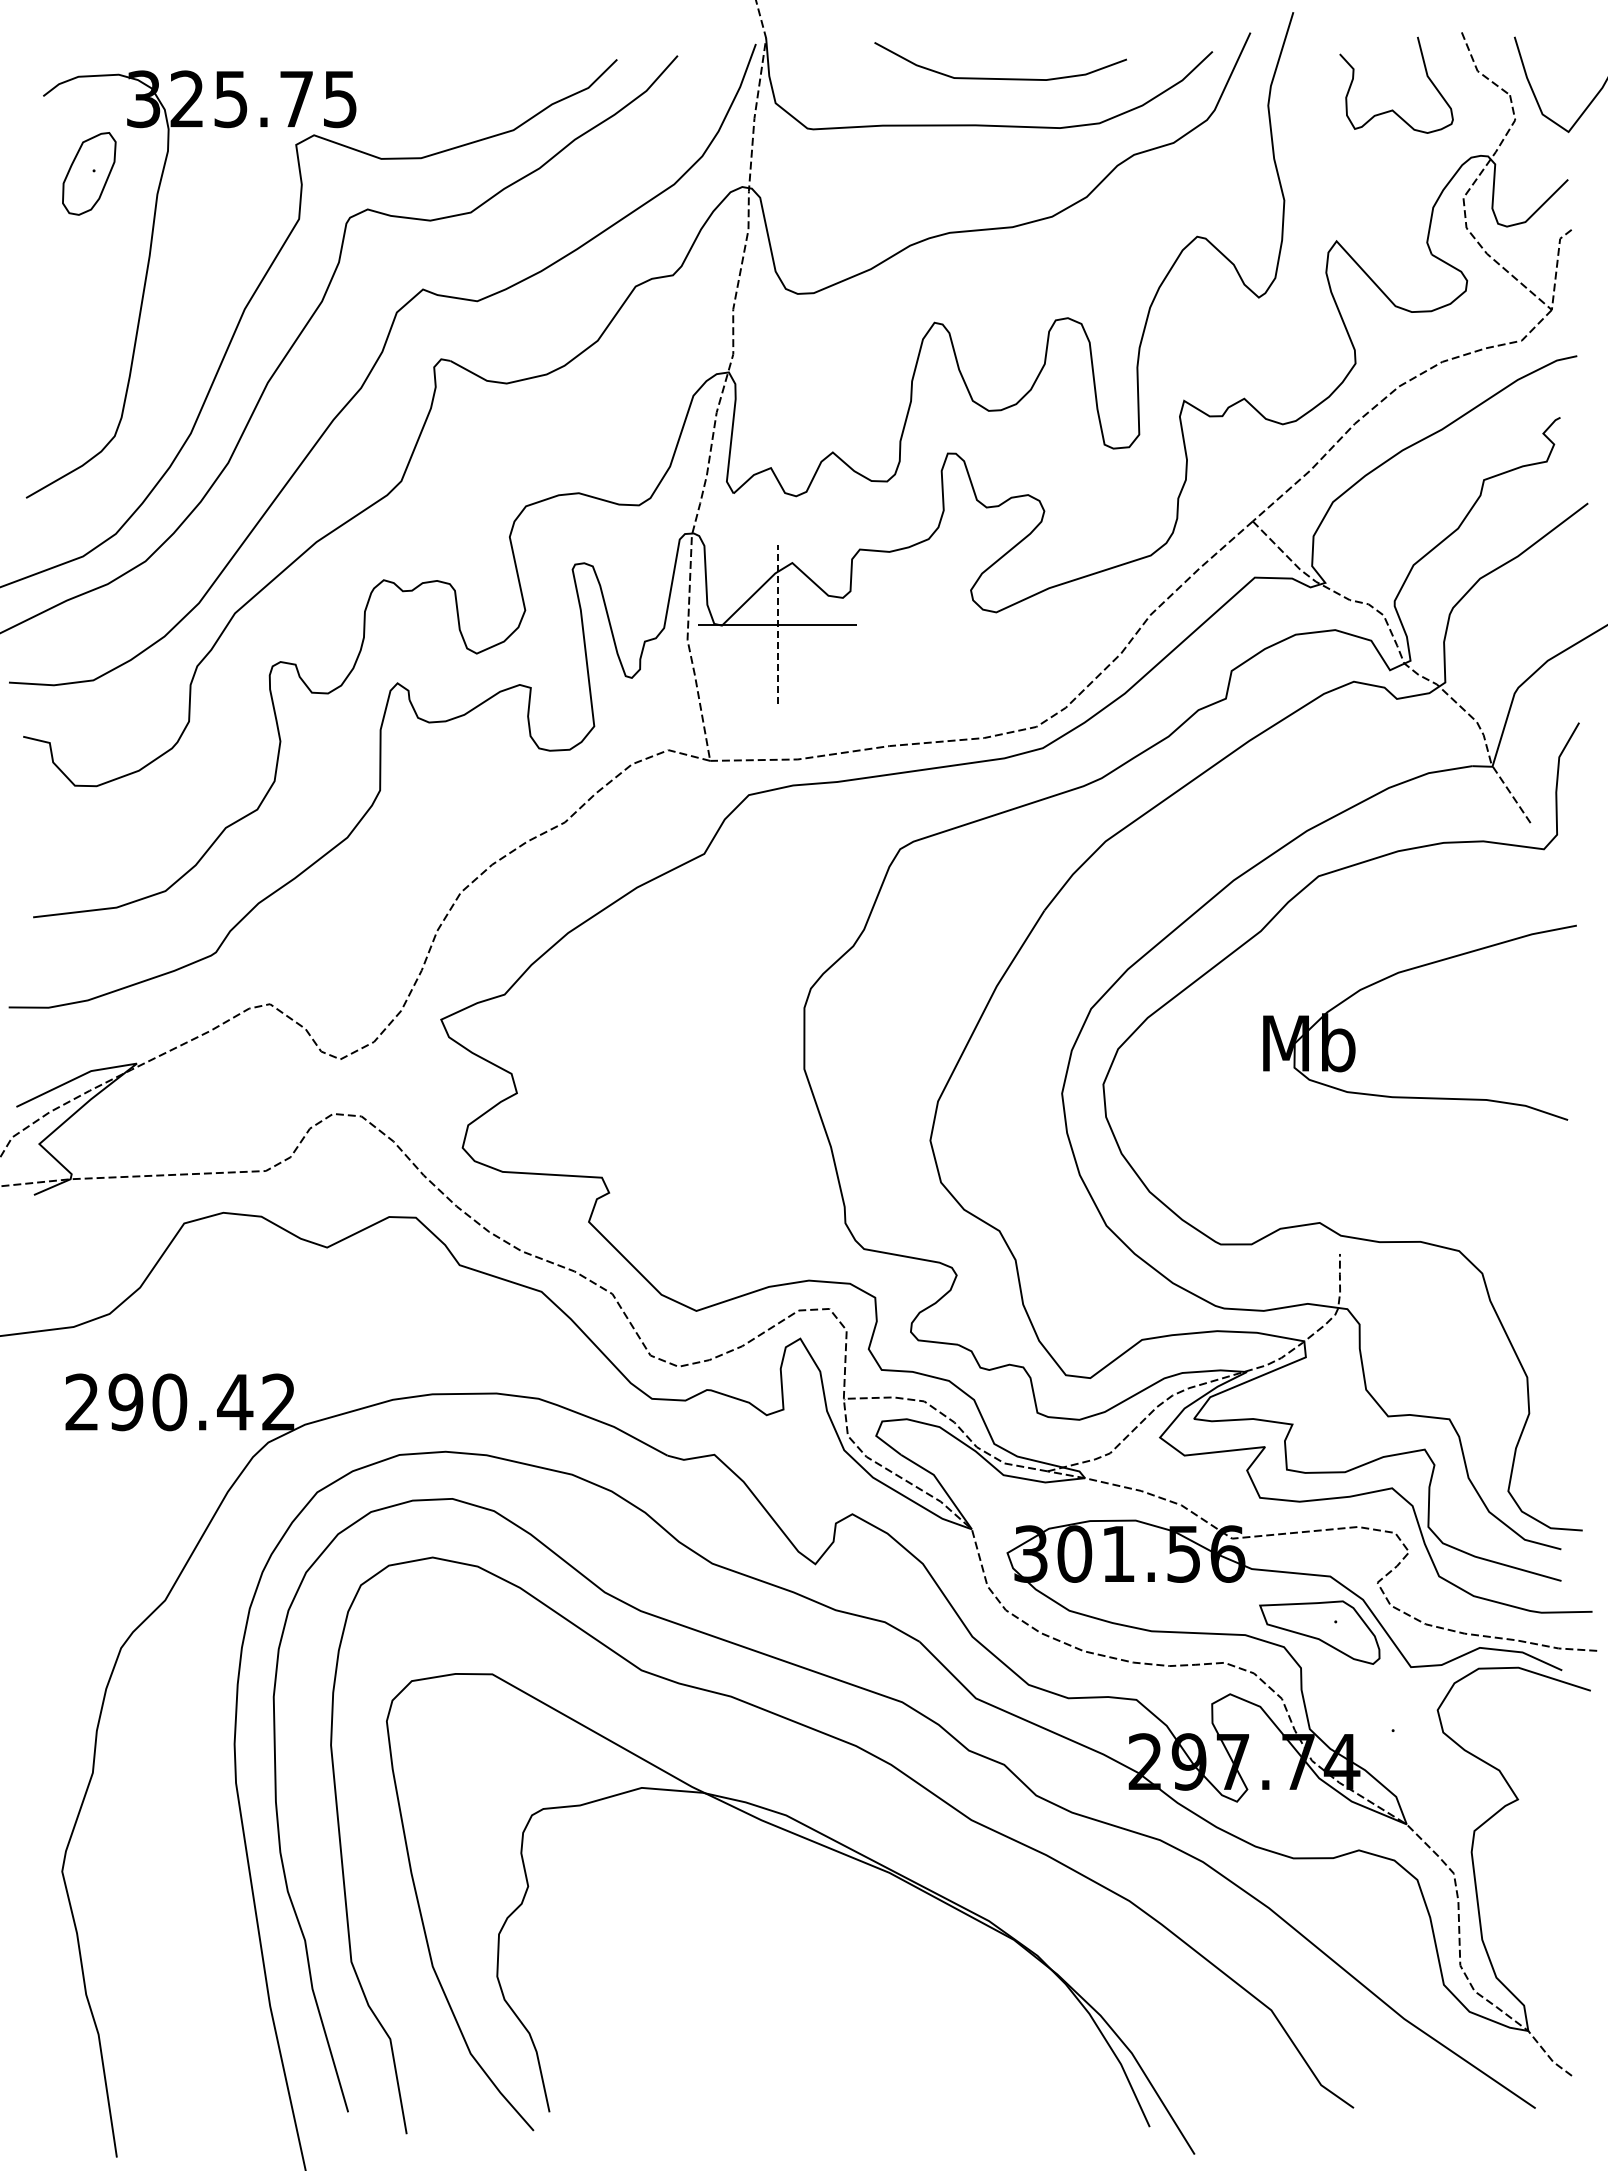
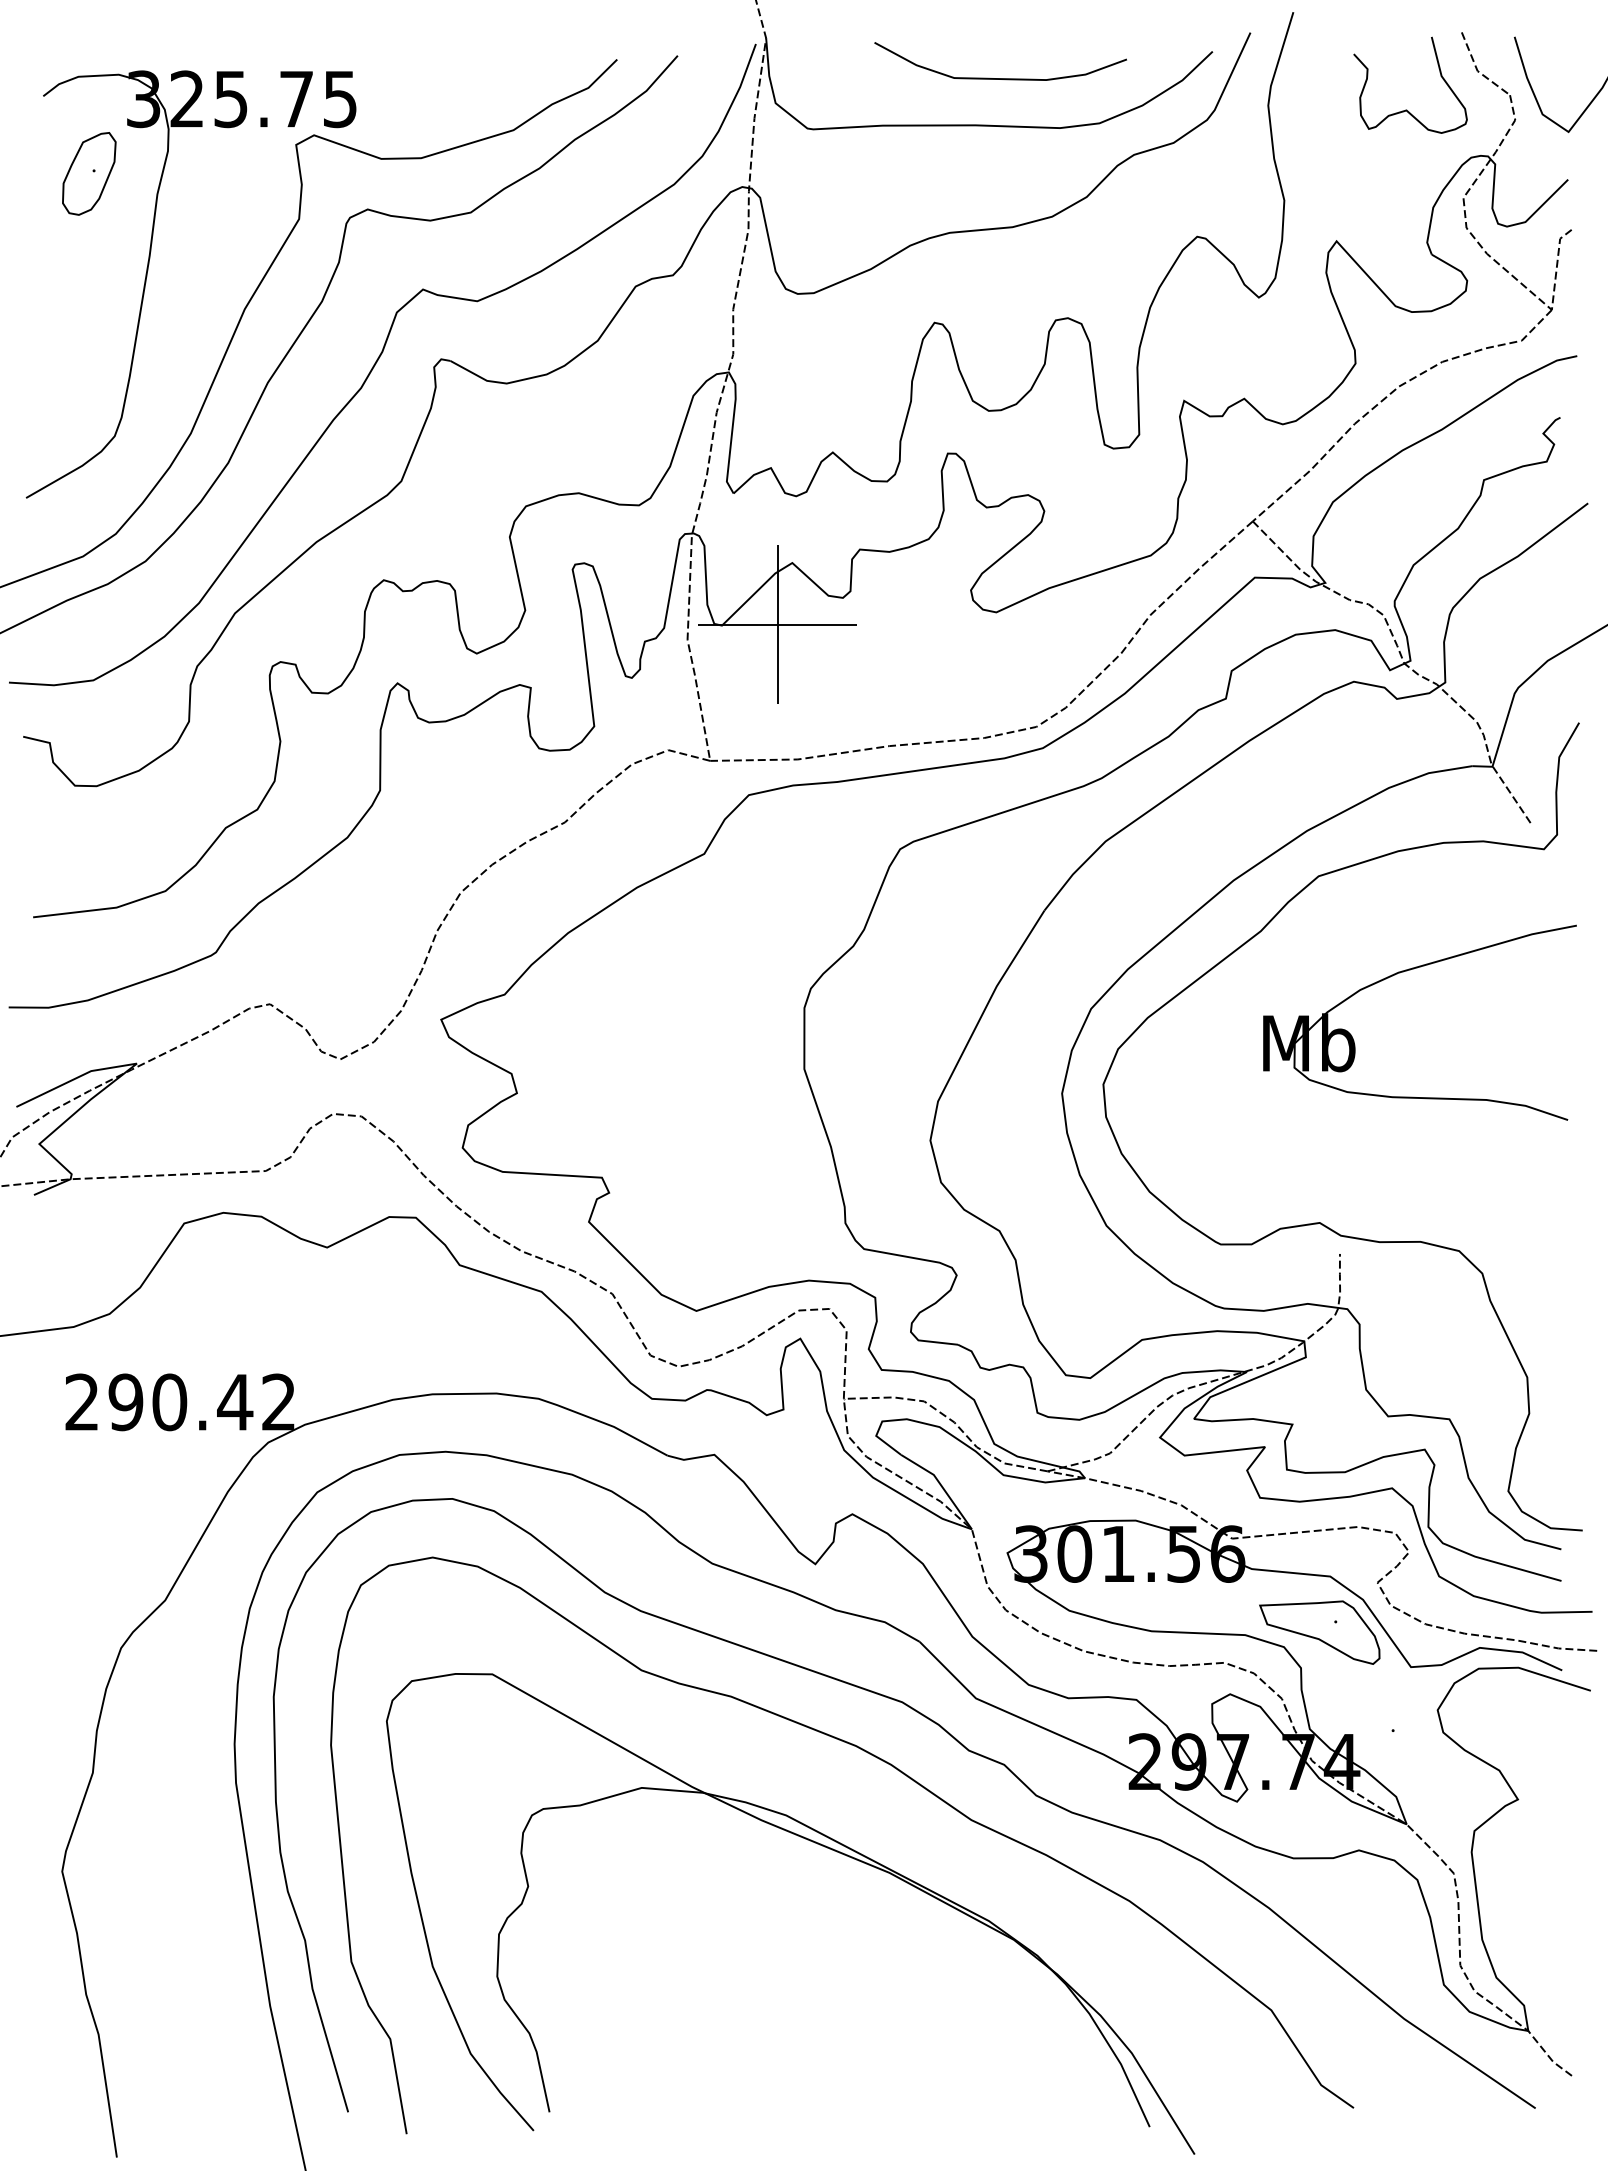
curve position: (1392, 109) -> (1406, 109) (1406, 109)
line: dashed -> solid (777, 624)
